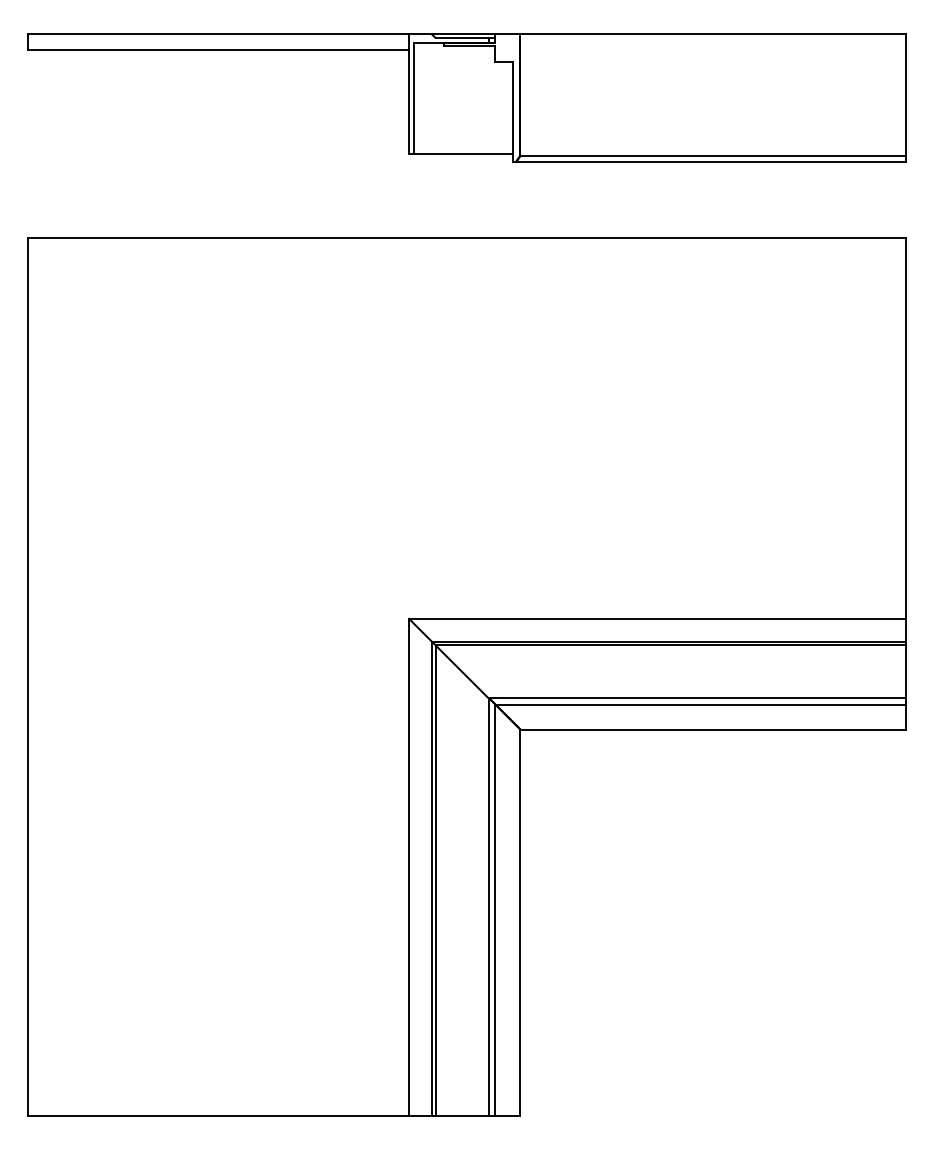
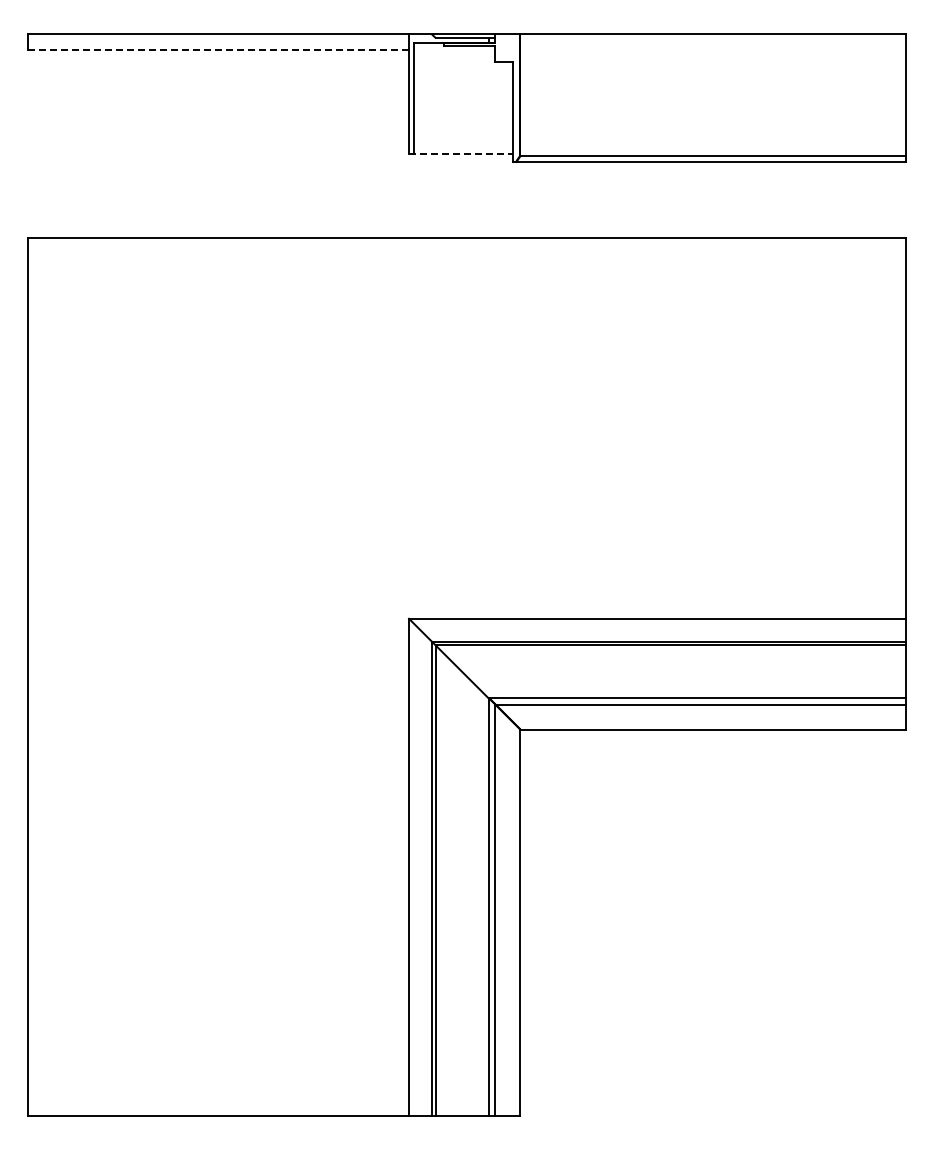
line: solid -> dashed (219, 49)
line: solid -> dashed (461, 154)
